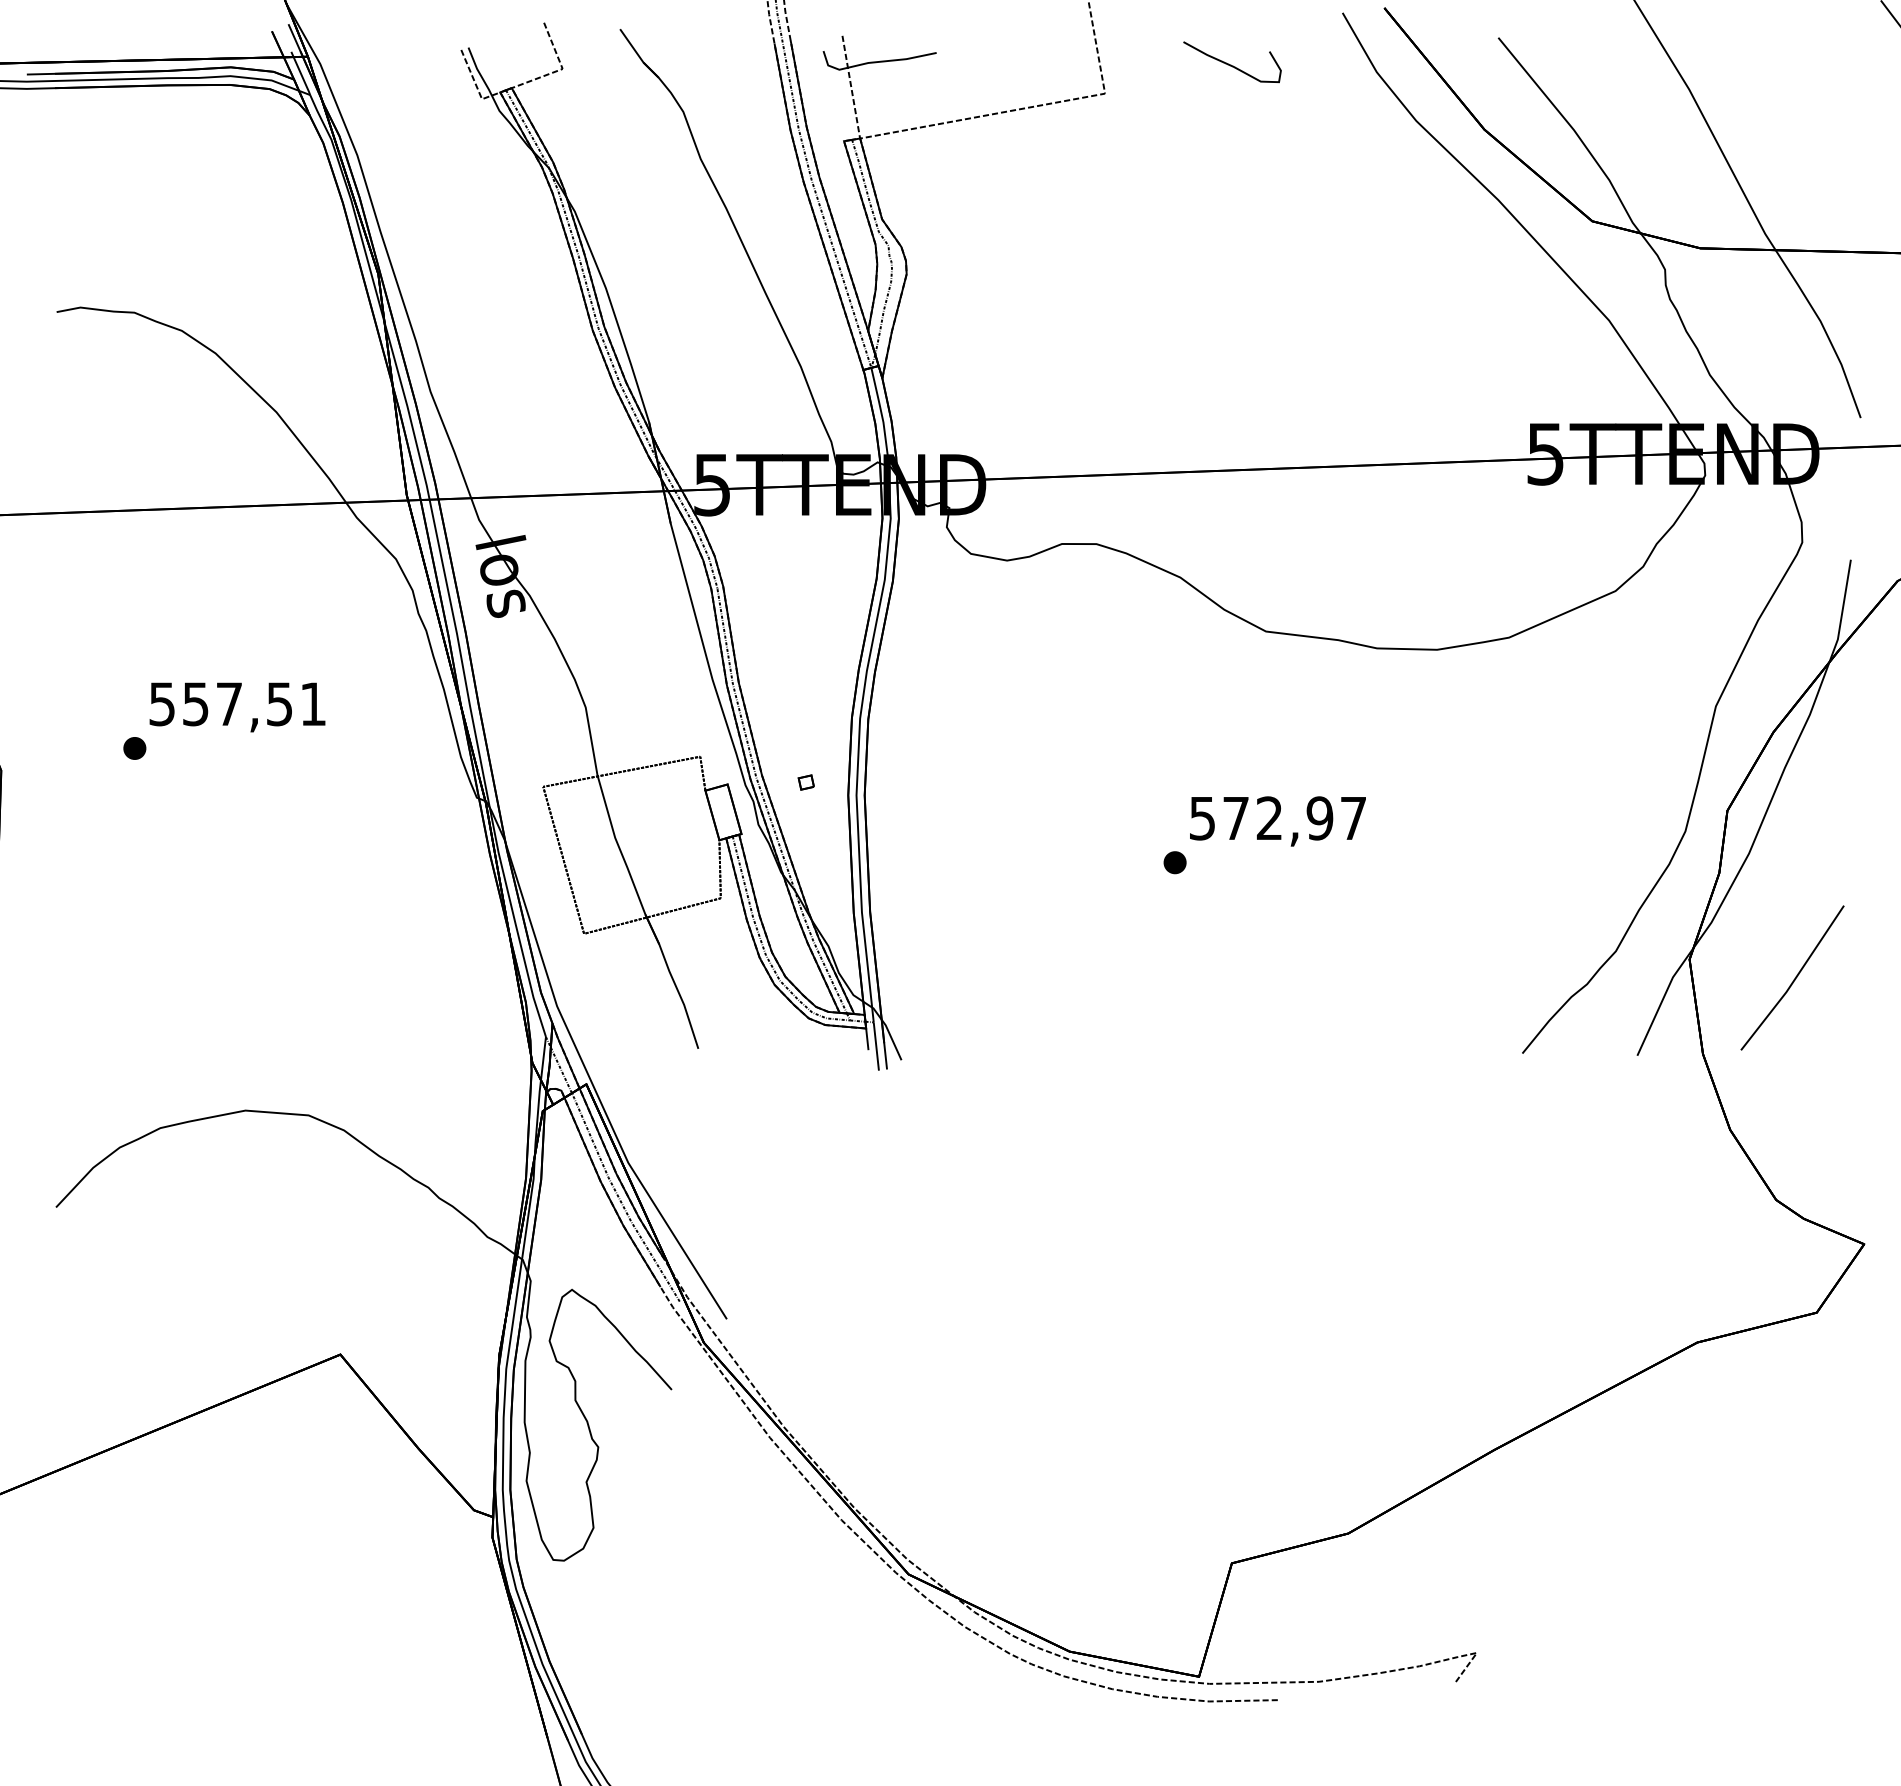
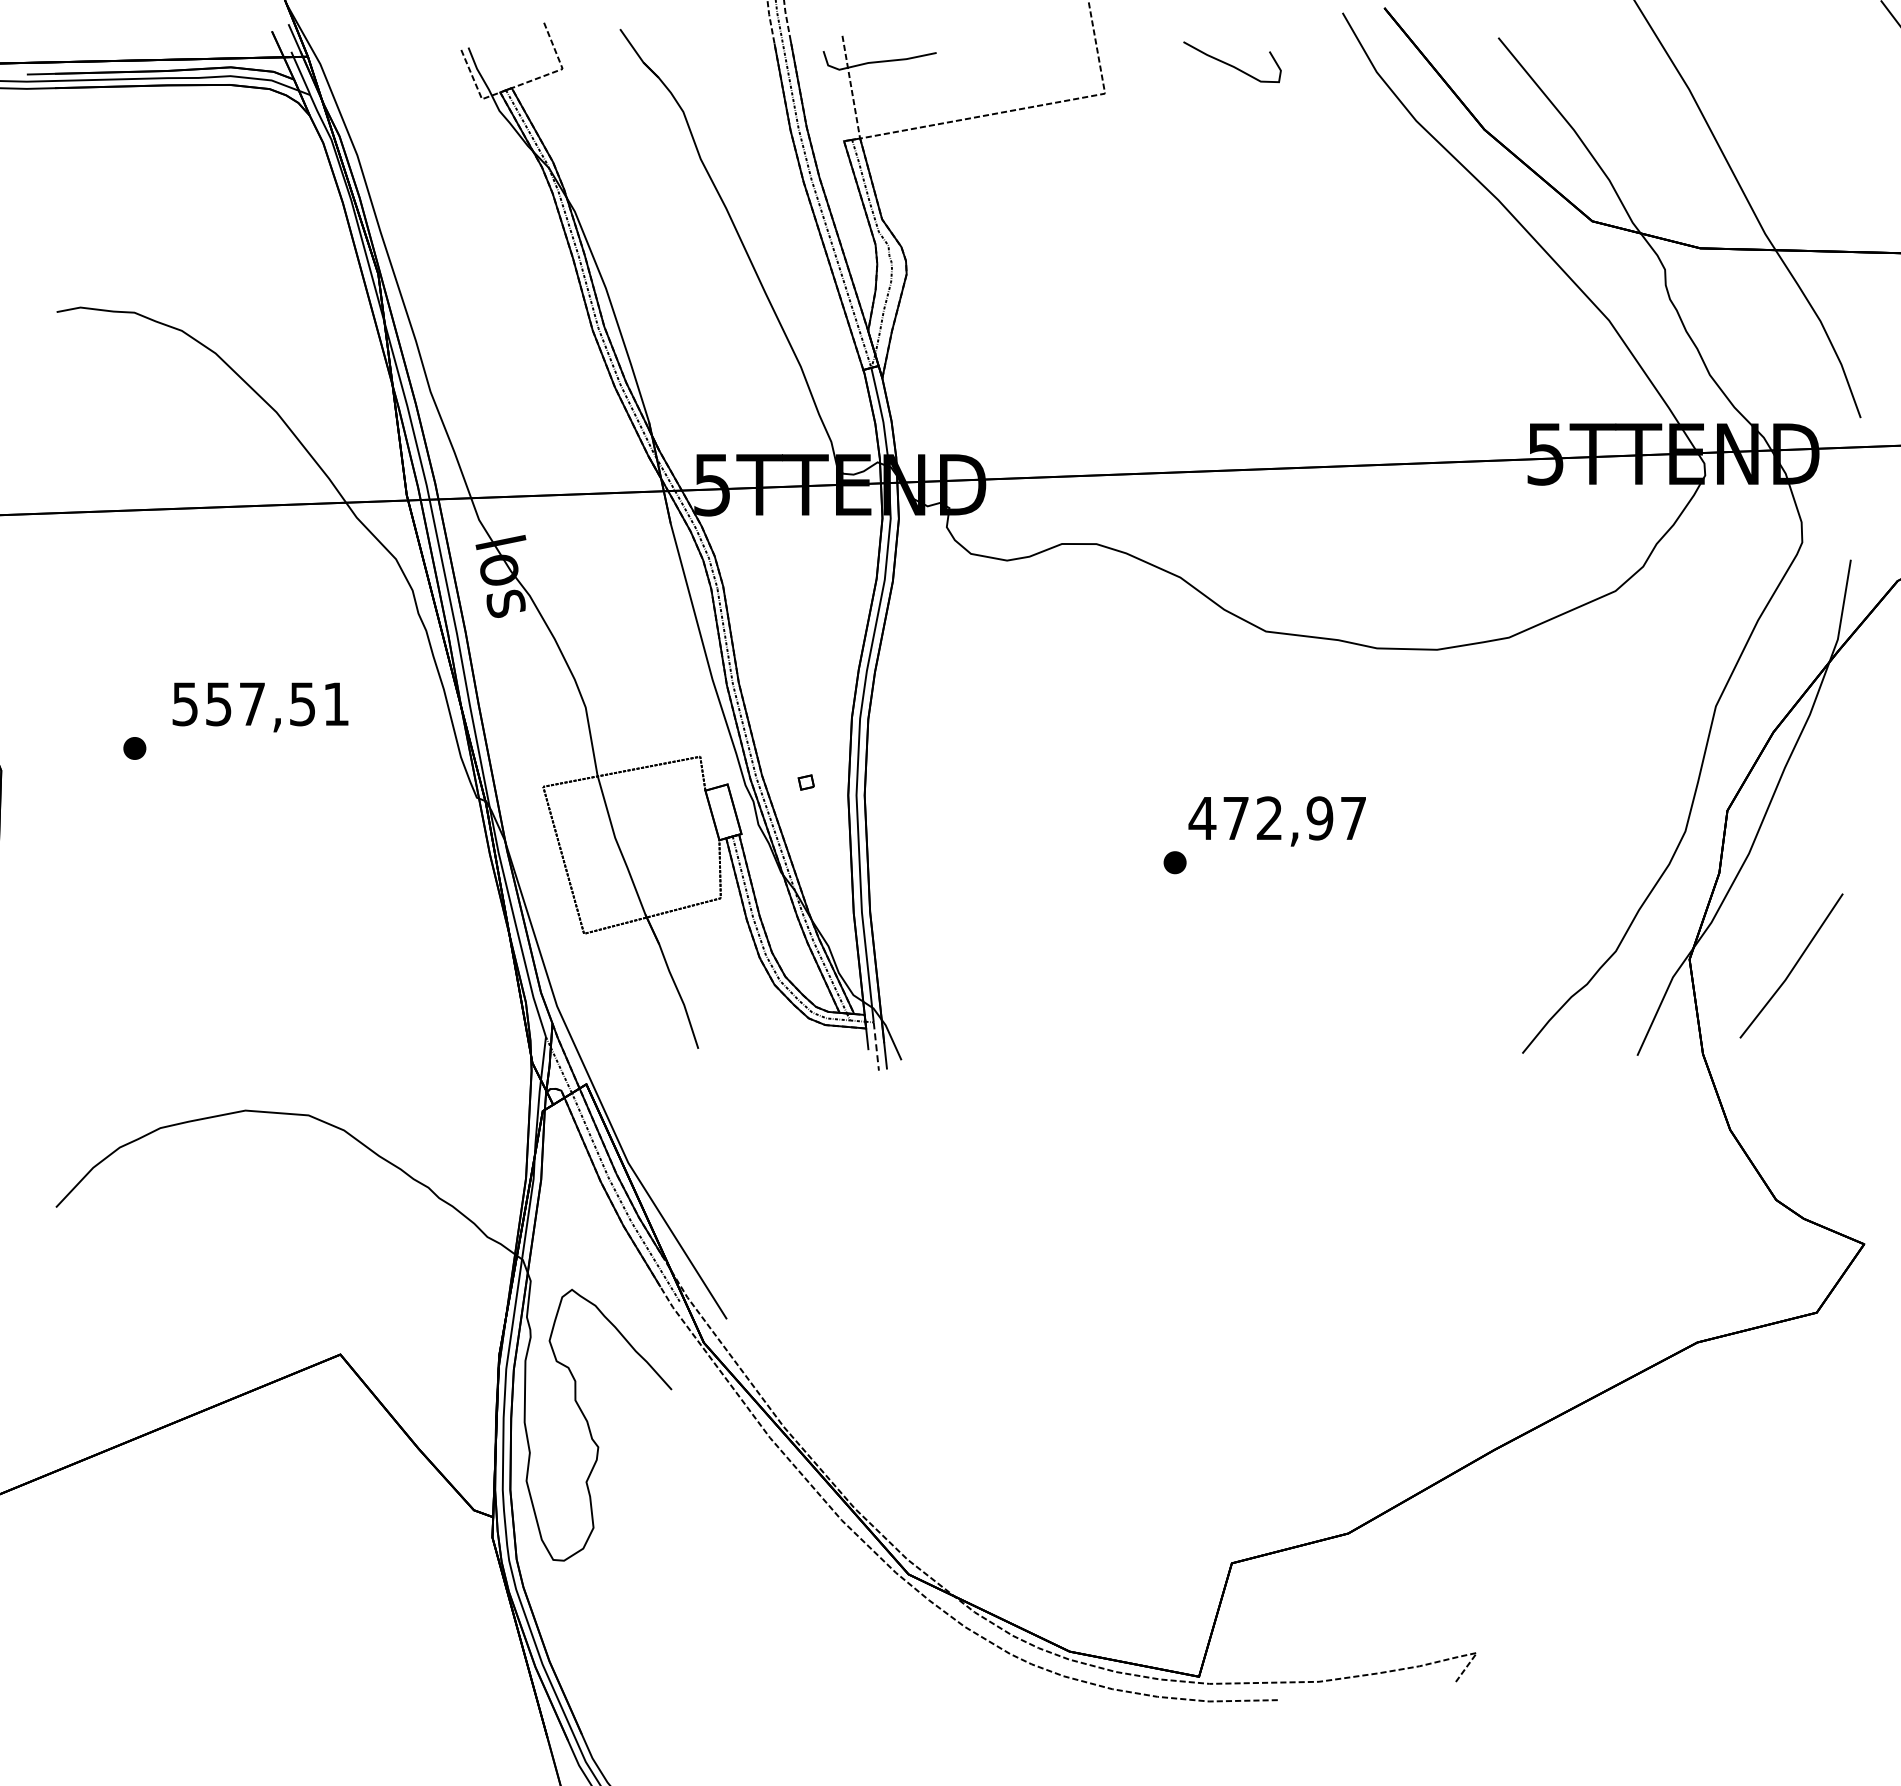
text position: (237, 707) -> (260, 707) (260, 707)
text: 572,97 -> 472,97 (1202, 818)
part position: (1792, 977) -> (1791, 965) (1791, 965)
line: solid -> dashed (876, 1047)
